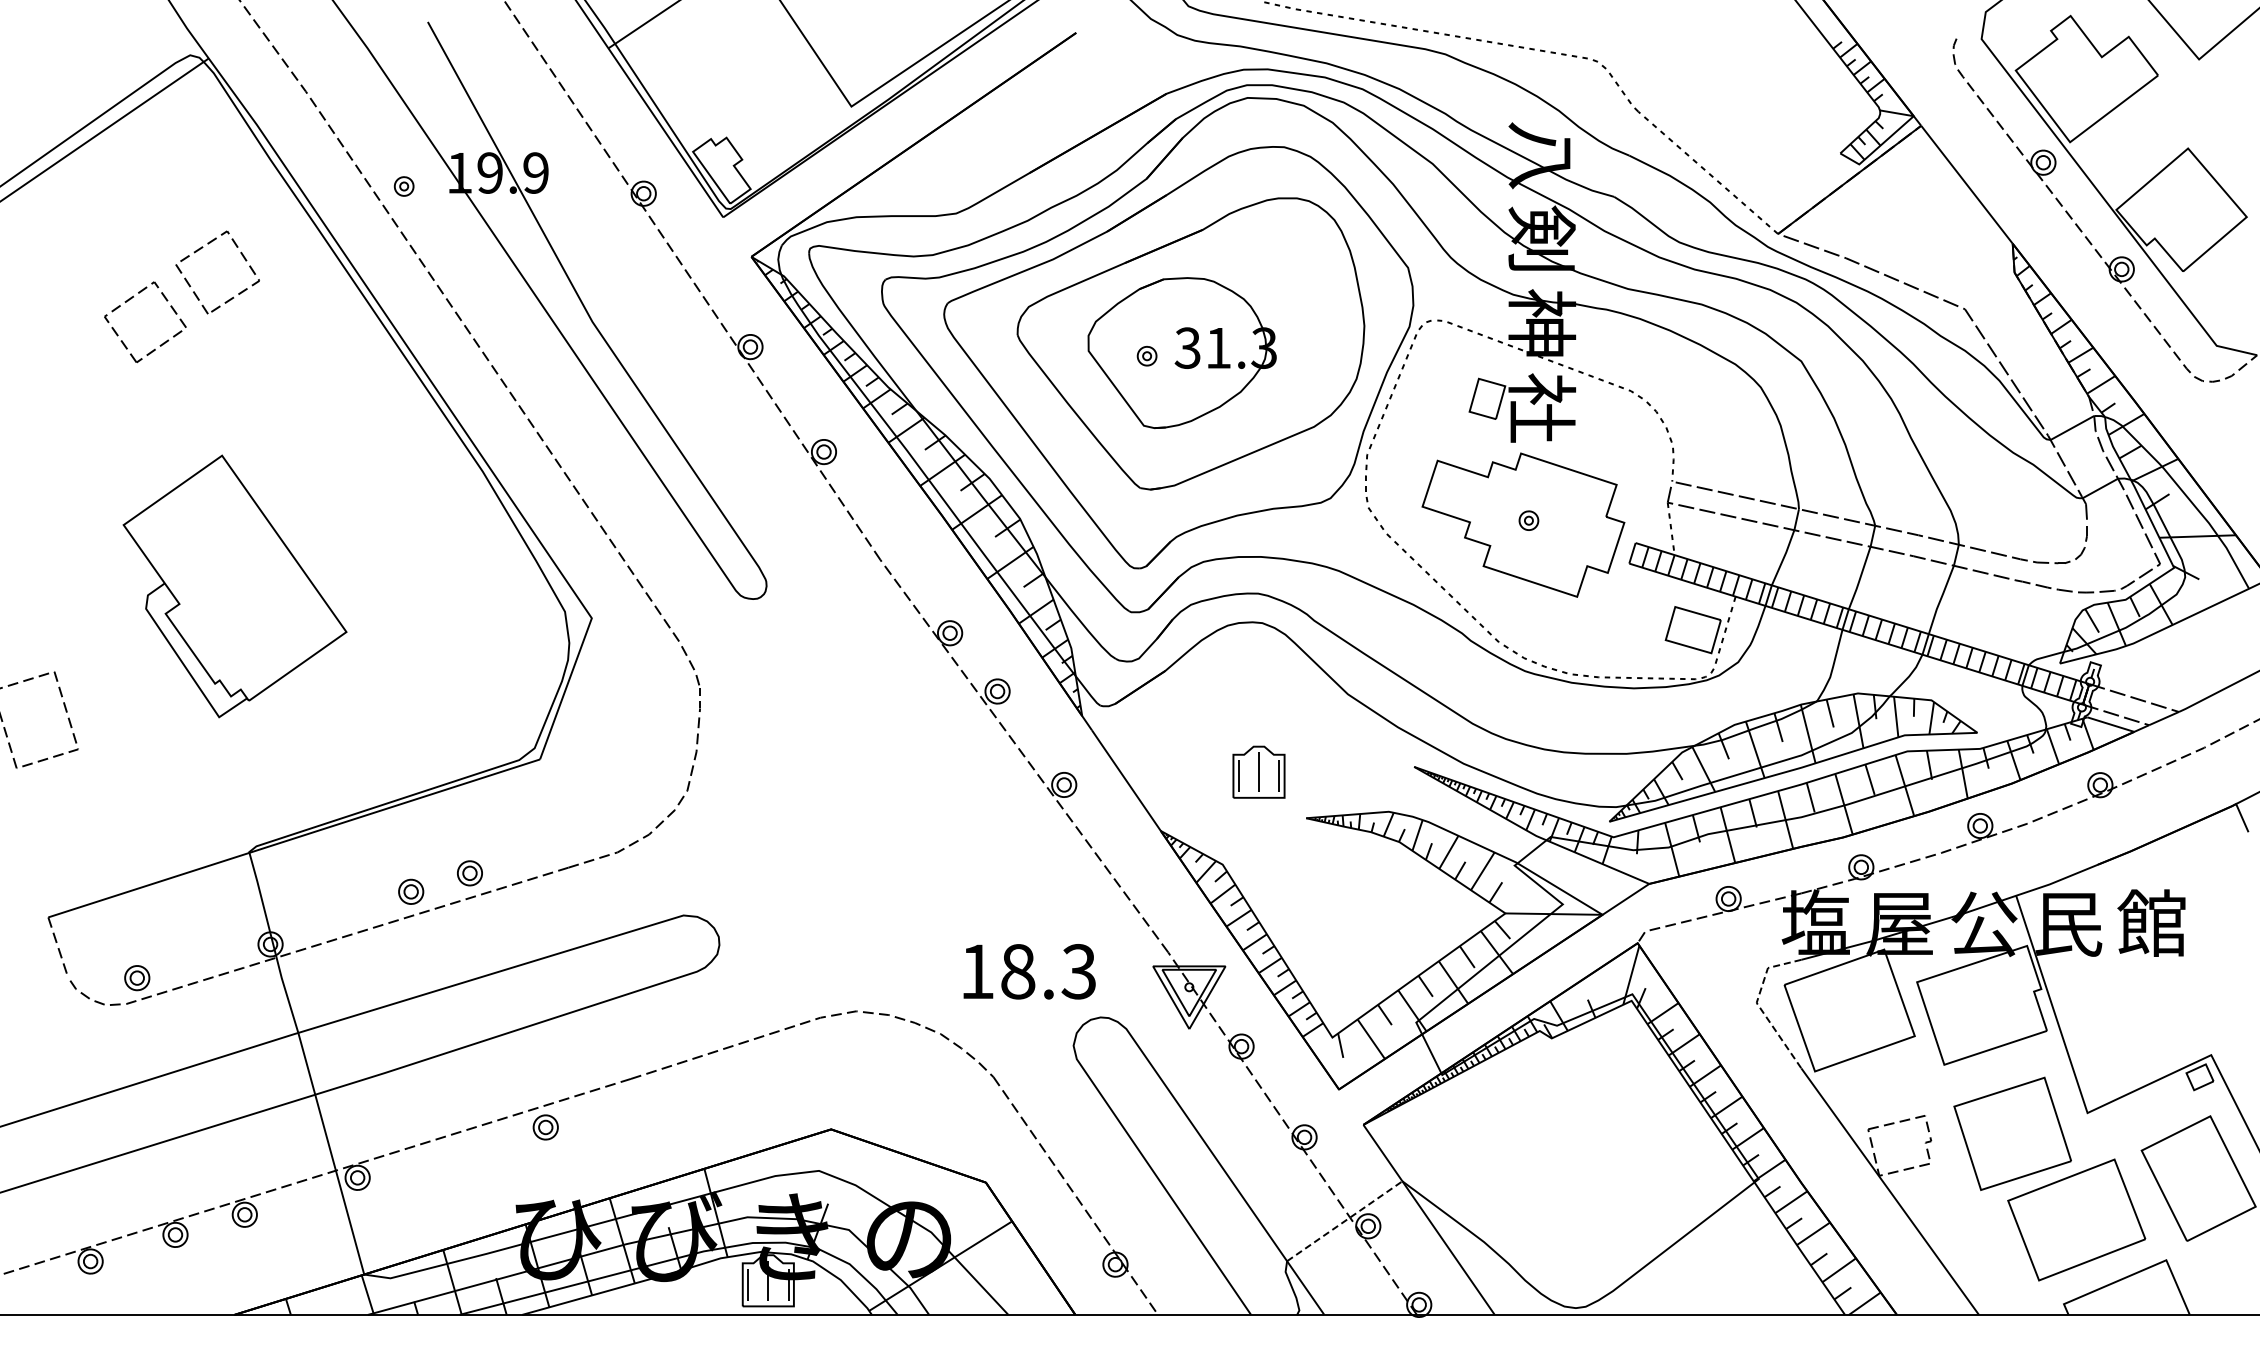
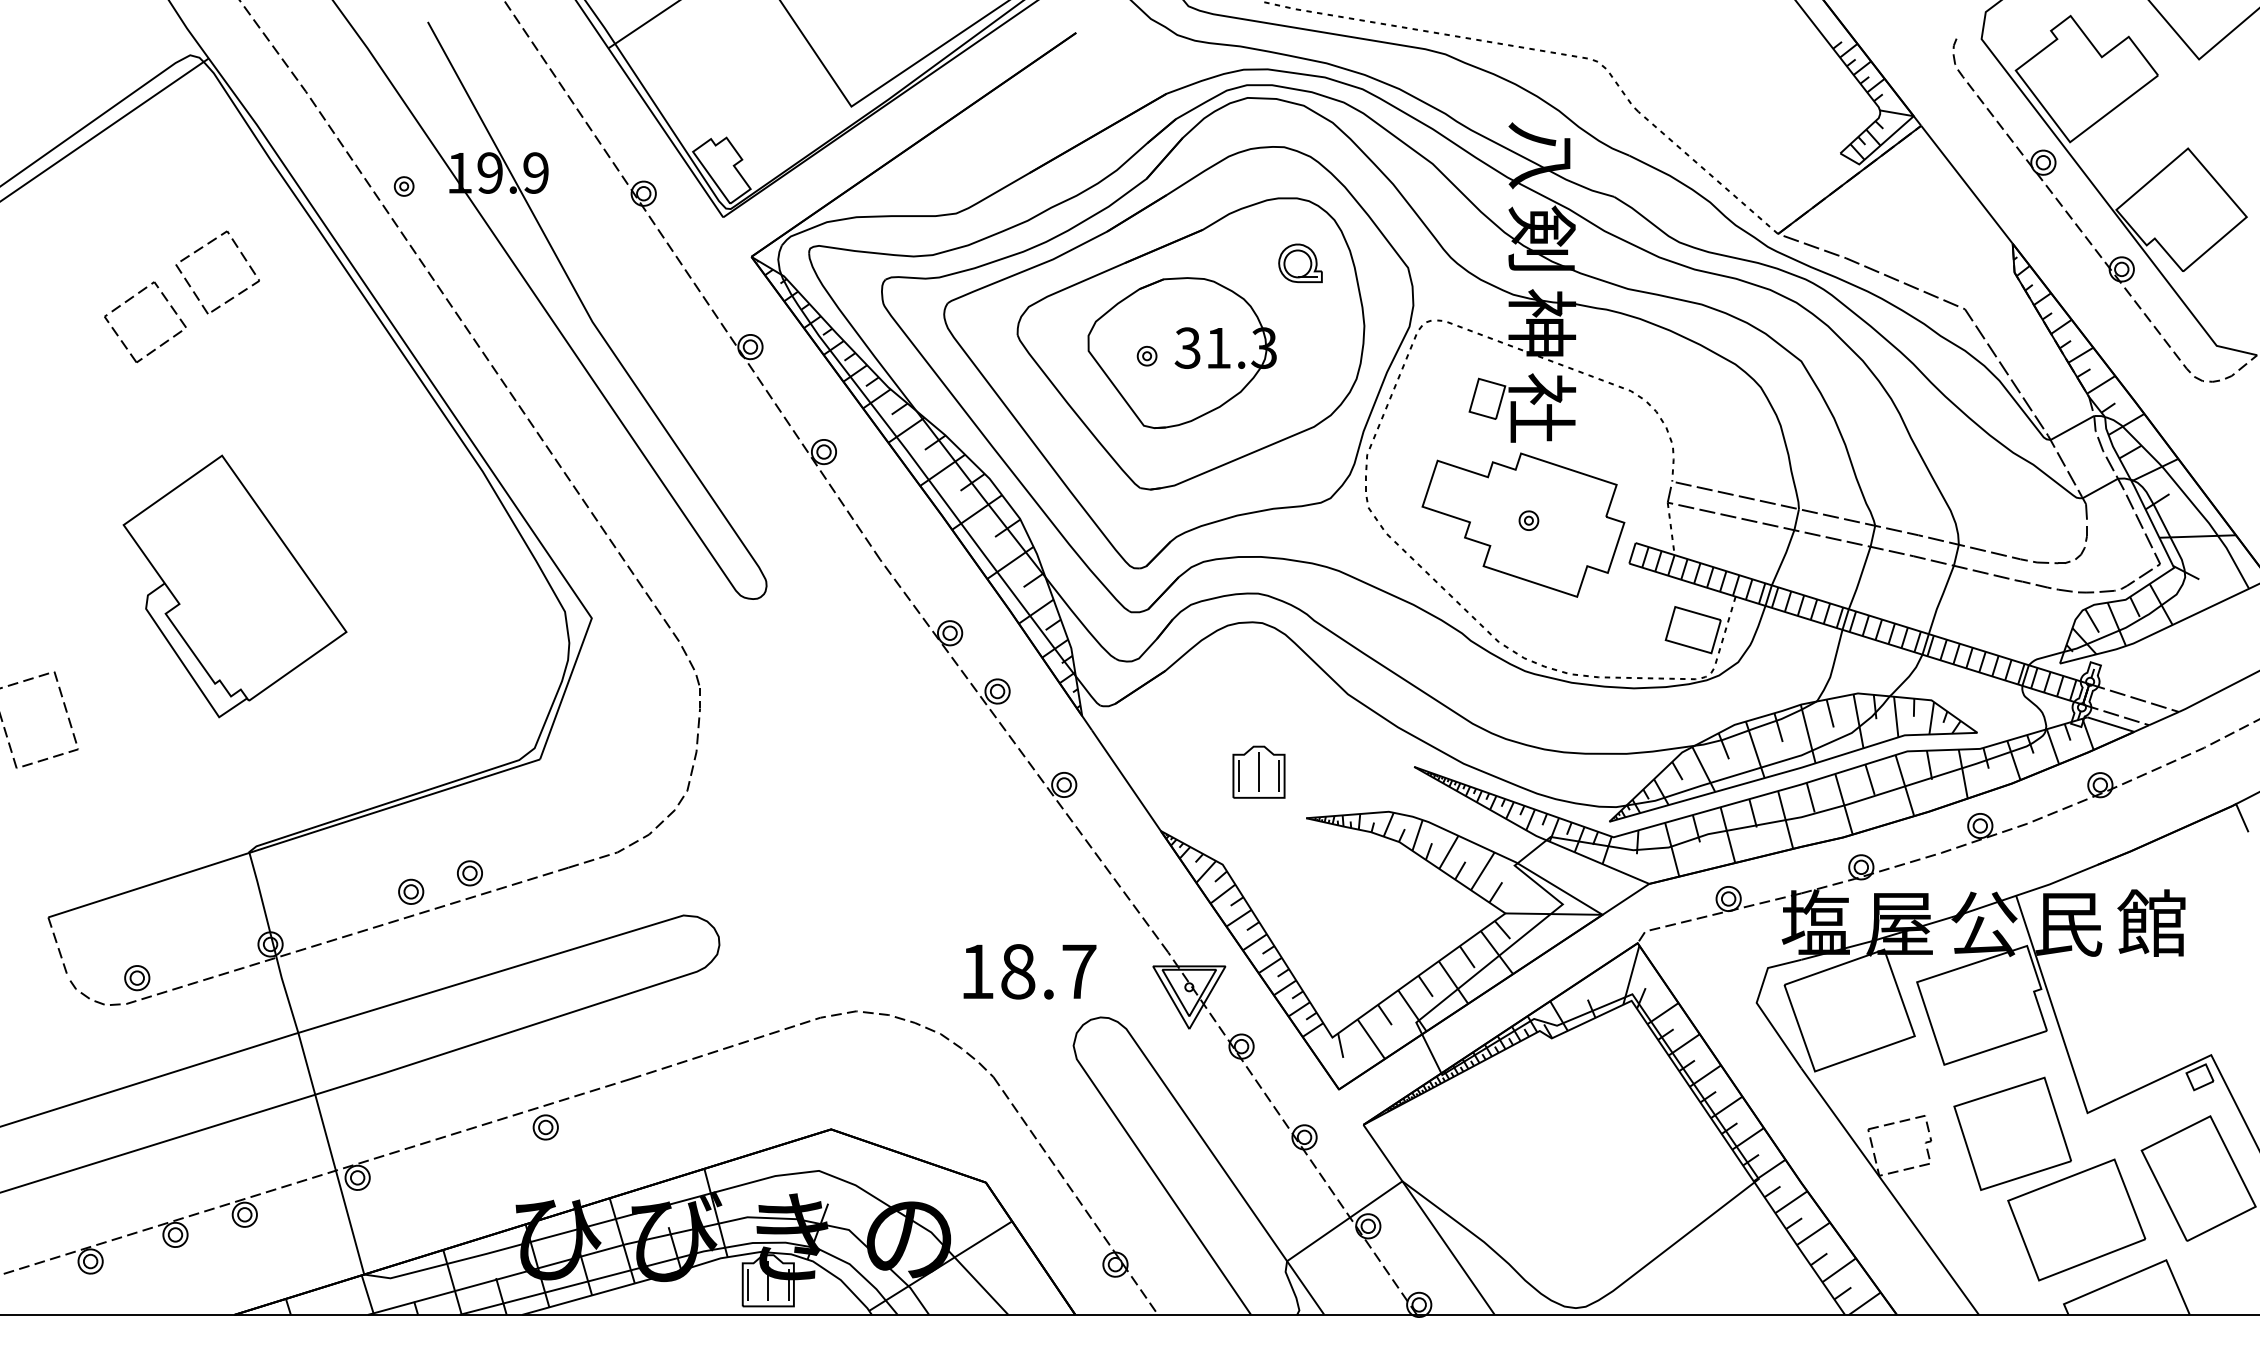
part: none -> present (1300, 263)
text: 18.3 -> 18.7 (1078, 971)
line: dashed -> solid (1758, 1005)
line: dashed -> solid (1345, 1221)
